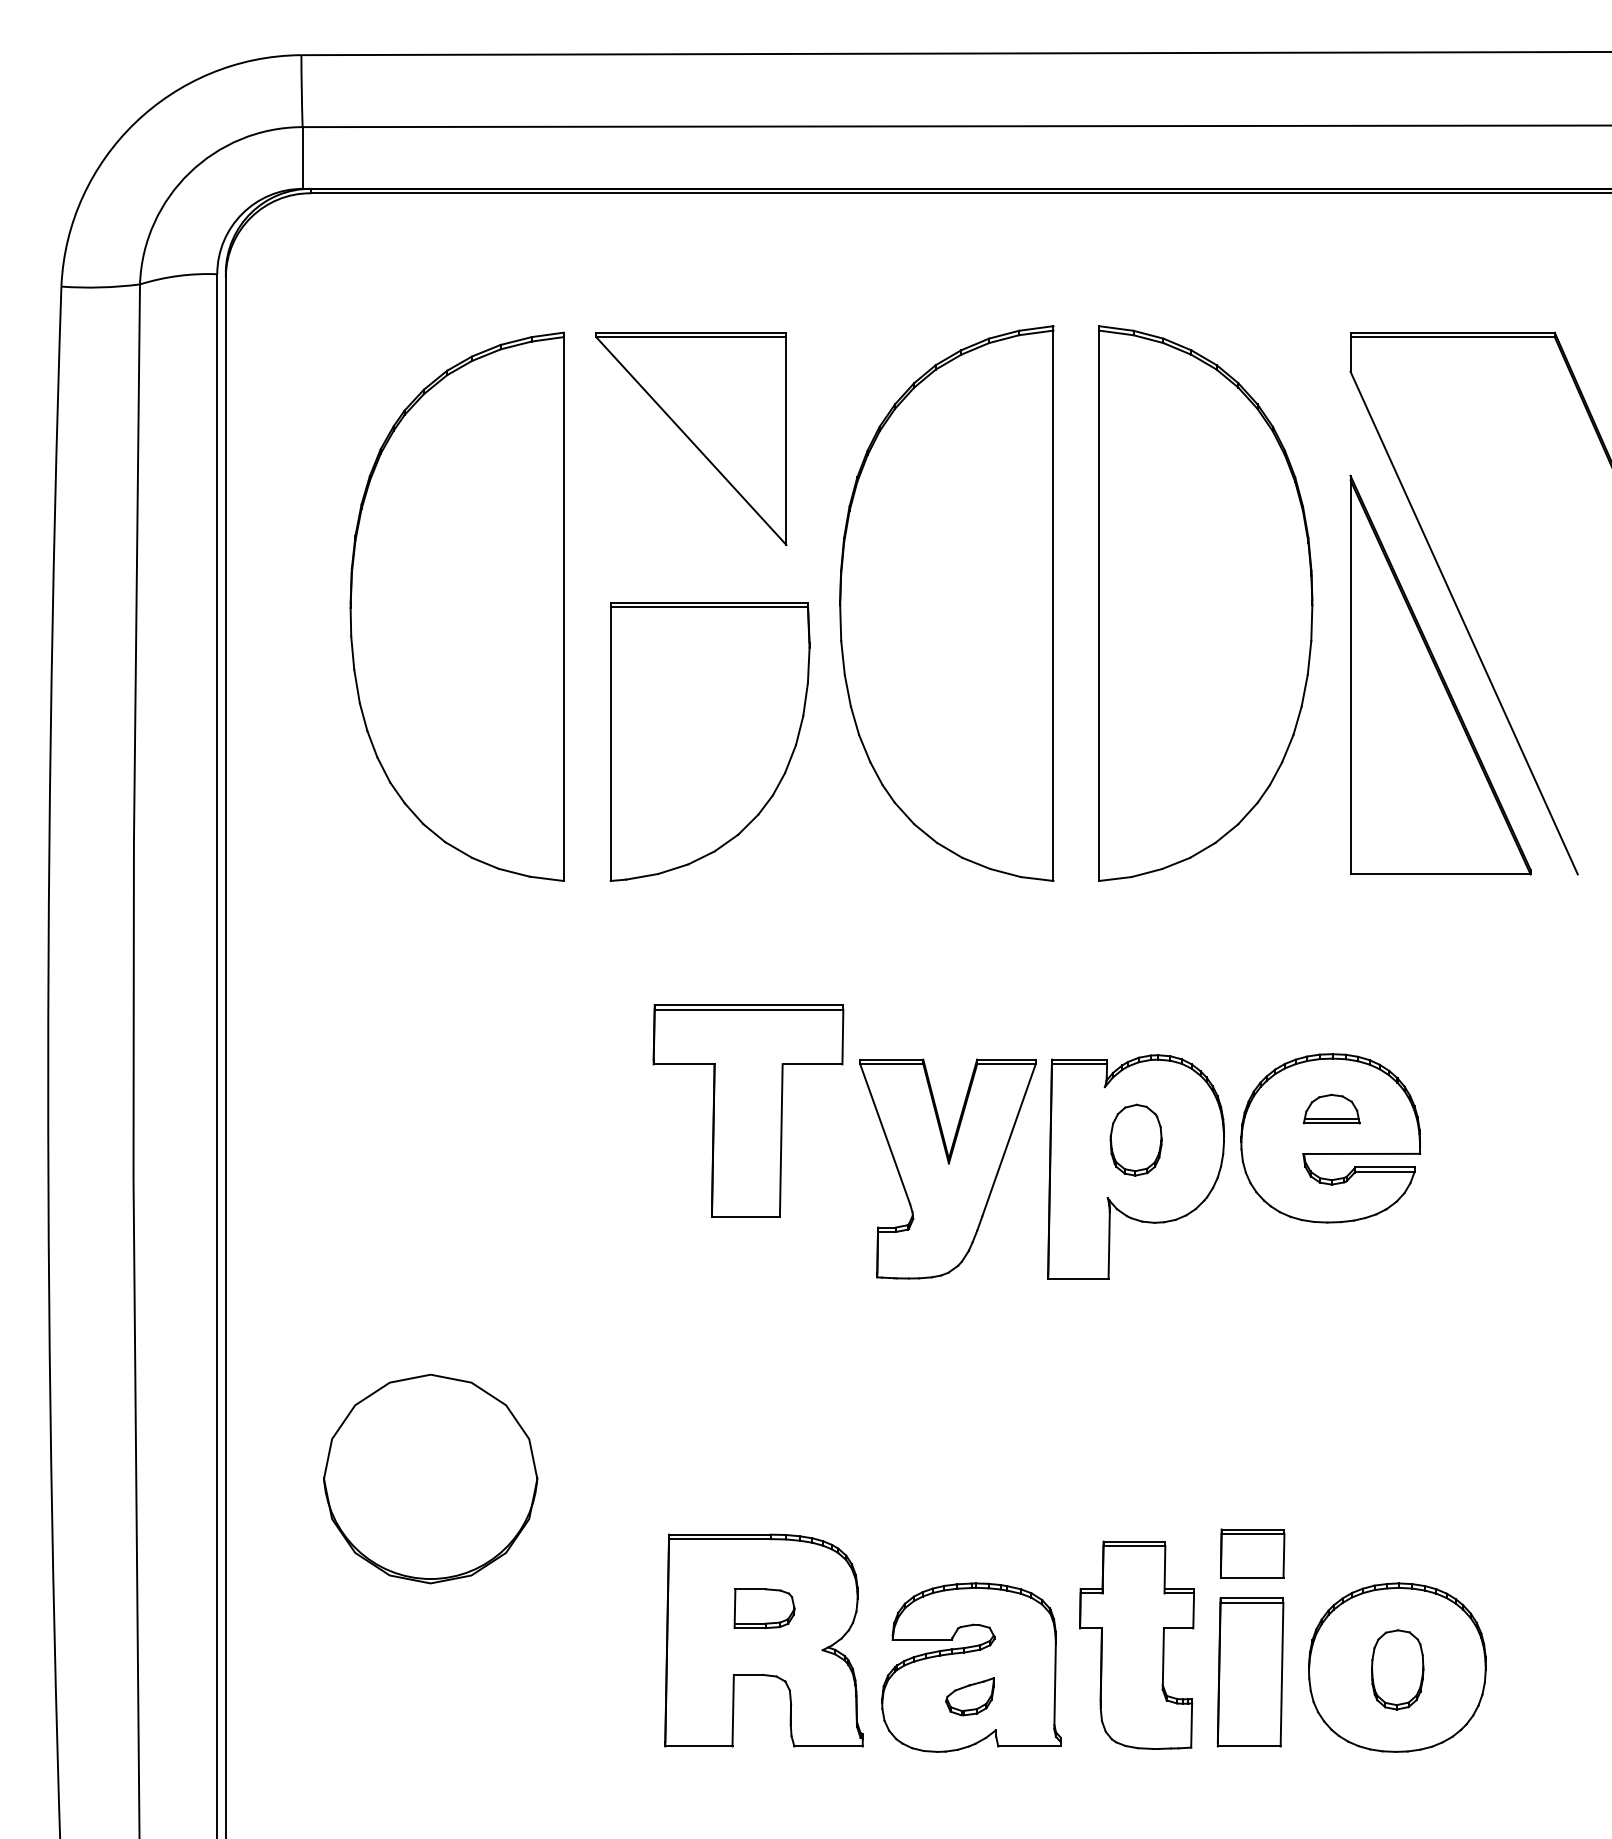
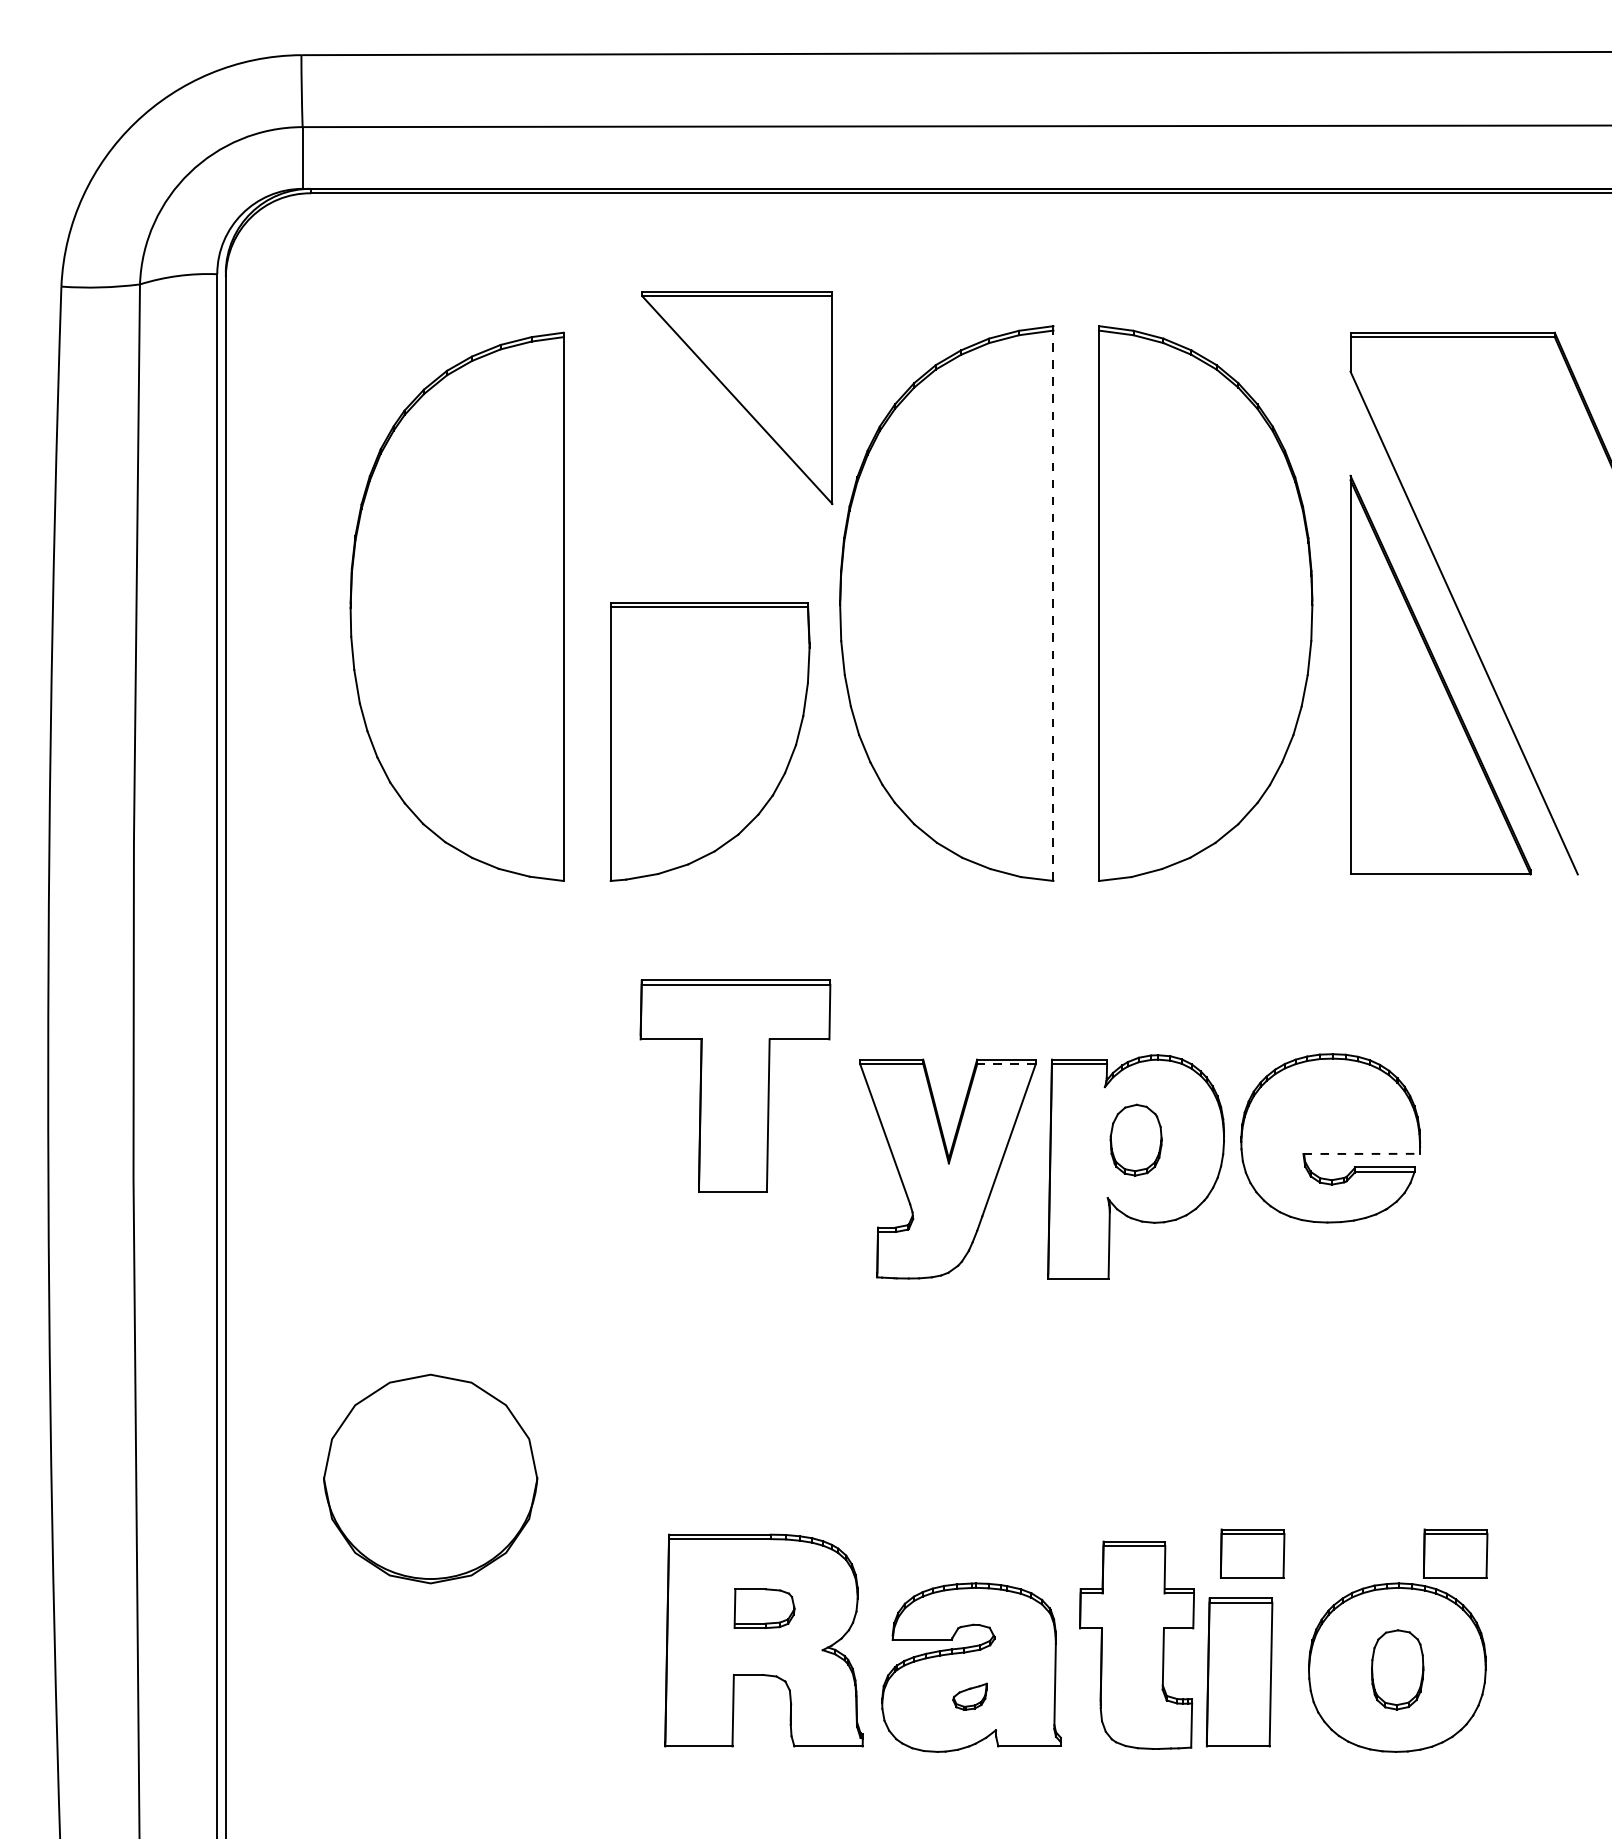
part position: (691, 439) -> (737, 398) (737, 398)
line: solid -> dashed (1053, 605)
line: solid -> dashed (1006, 1064)
part: present -> none (1331, 1108)
part position: (748, 1110) -> (735, 1085) (735, 1085)
line: solid -> dashed (1362, 1153)
part: none -> present (1455, 1553)
part position: (1250, 1672) -> (1239, 1672) (1239, 1672)
part size: 50x40 px -> 36x29 px (969, 1696)
